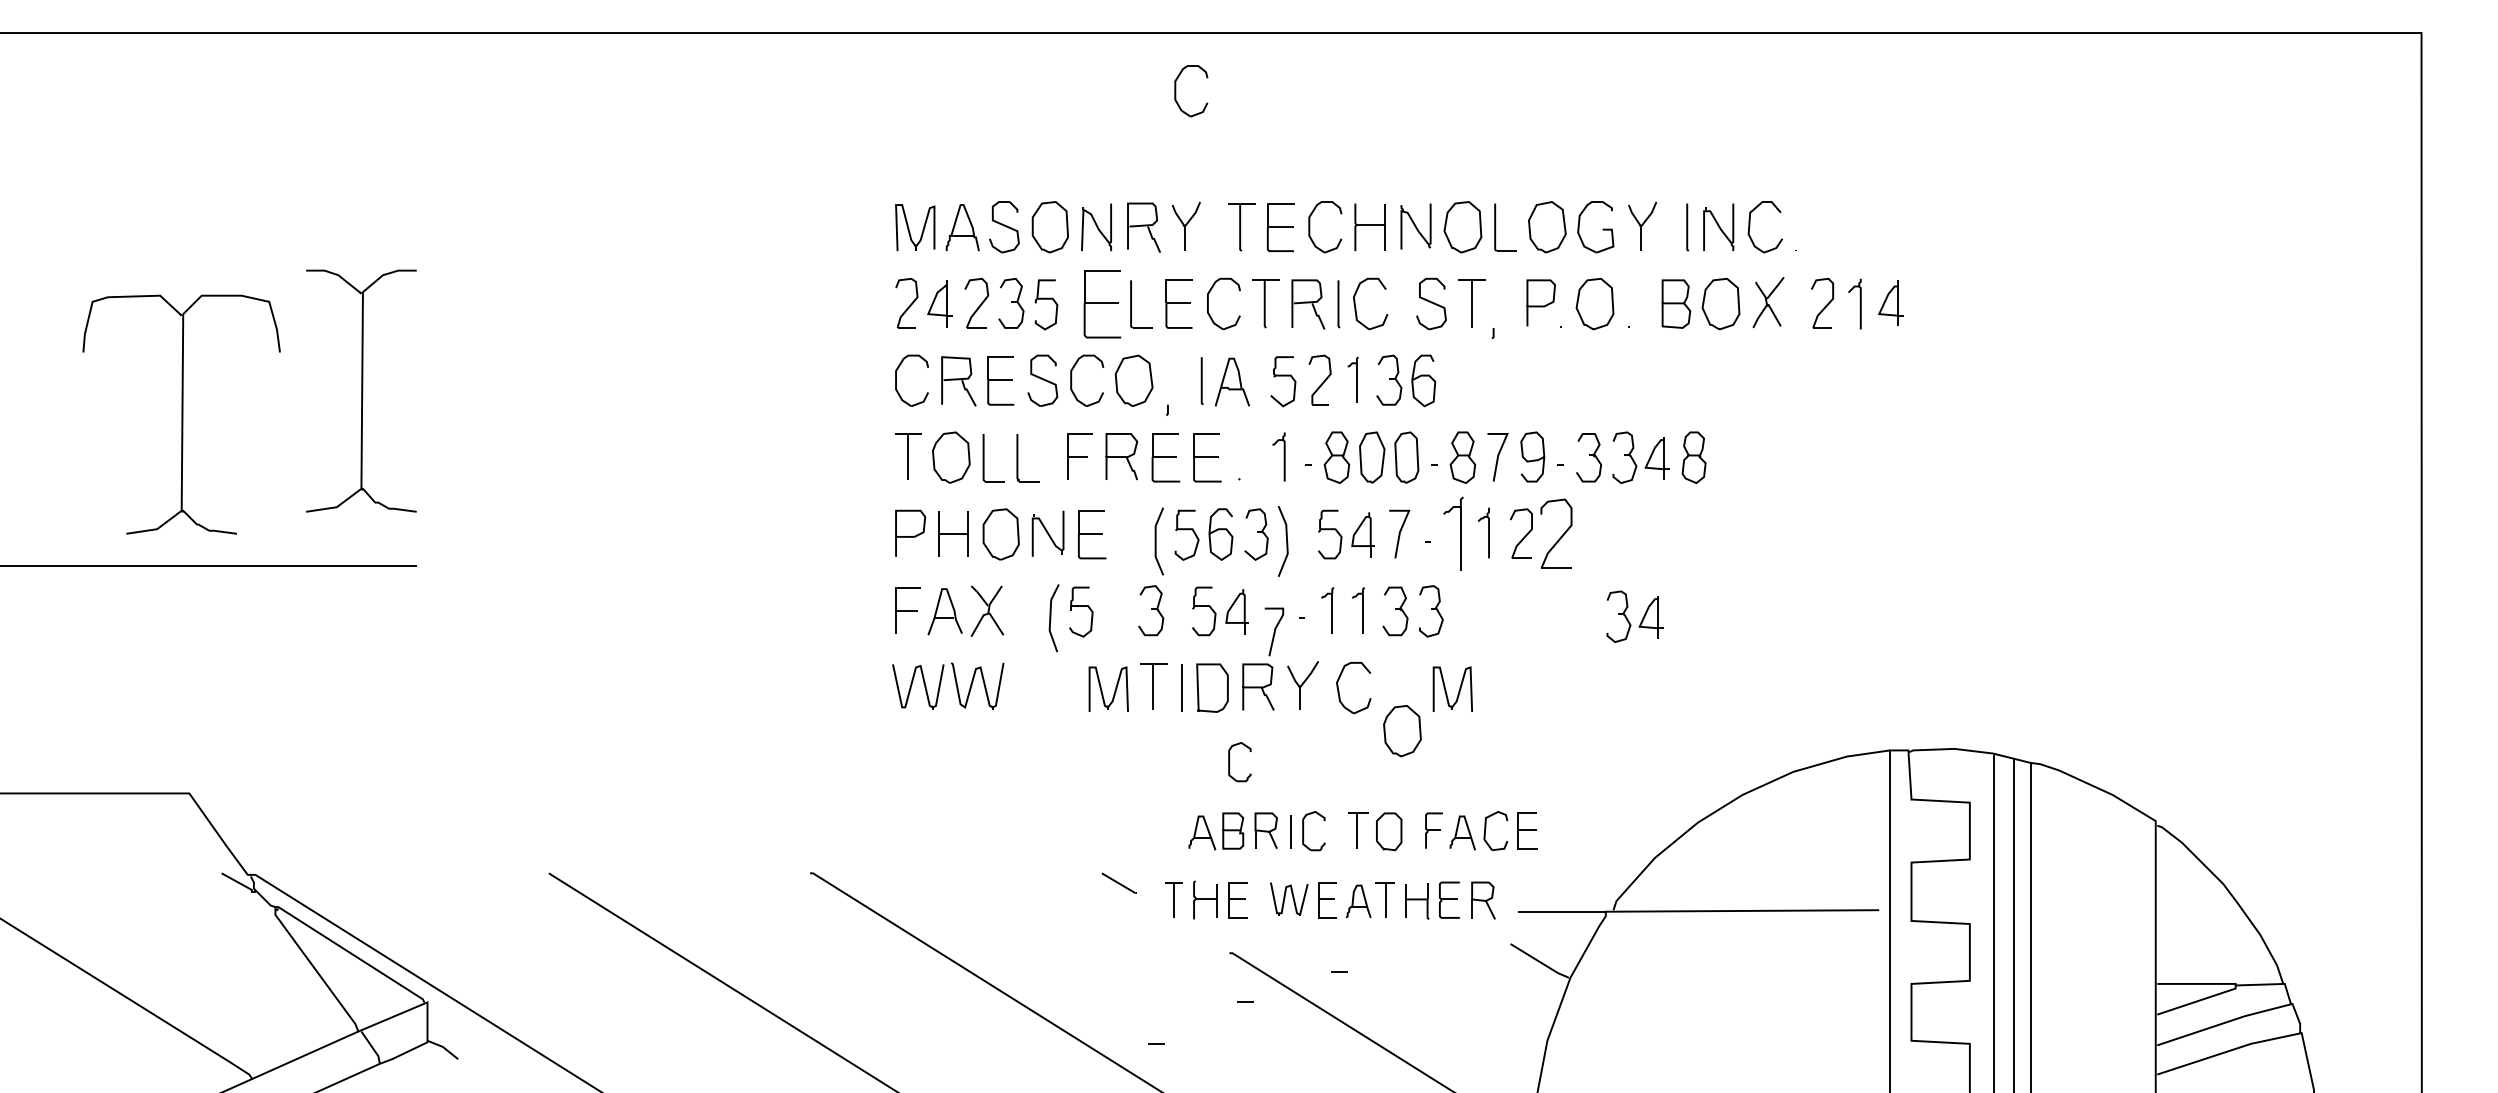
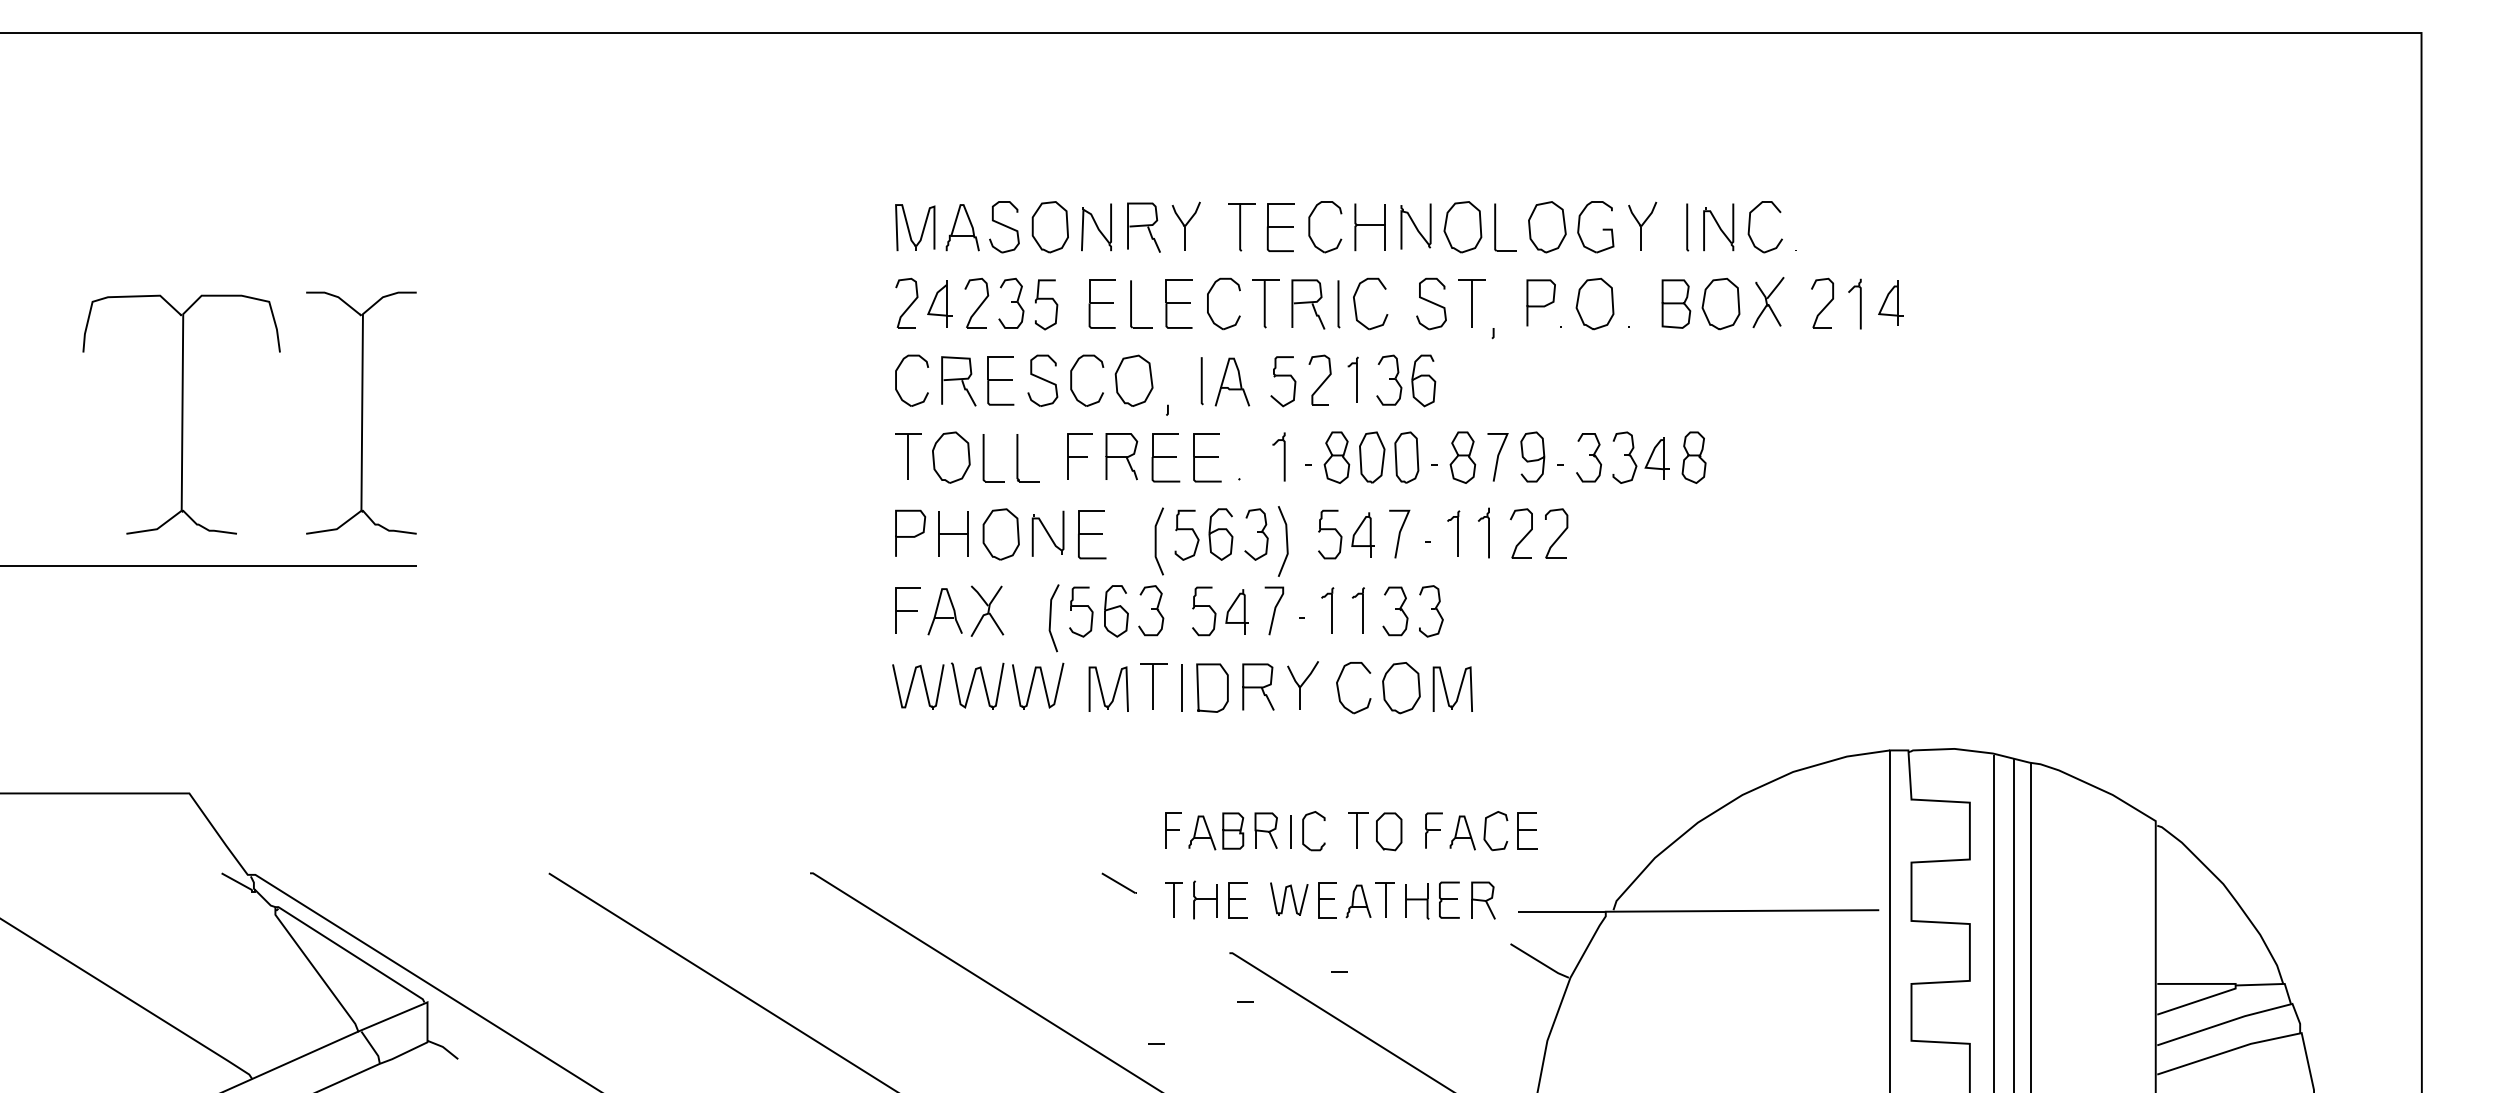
part: present -> none (1176, 91)
part size: 39x69 px -> 28x50 px (1101, 303)
part position: (361, 390) -> (361, 412) (361, 412)
part size: 21x75 px -> 14x47 px (1453, 533)
part size: 33x71 px -> 24x51 px (1556, 533)
part: none -> present (1116, 611)
part: present -> none (1628, 619)
line position: (1274, 631) -> (1274, 610) (1274, 610)
part: none -> present (1038, 685)
part position: (1402, 731) -> (1401, 688) (1401, 688)
part: present -> none (1229, 762)
part: none -> present (1173, 830)
